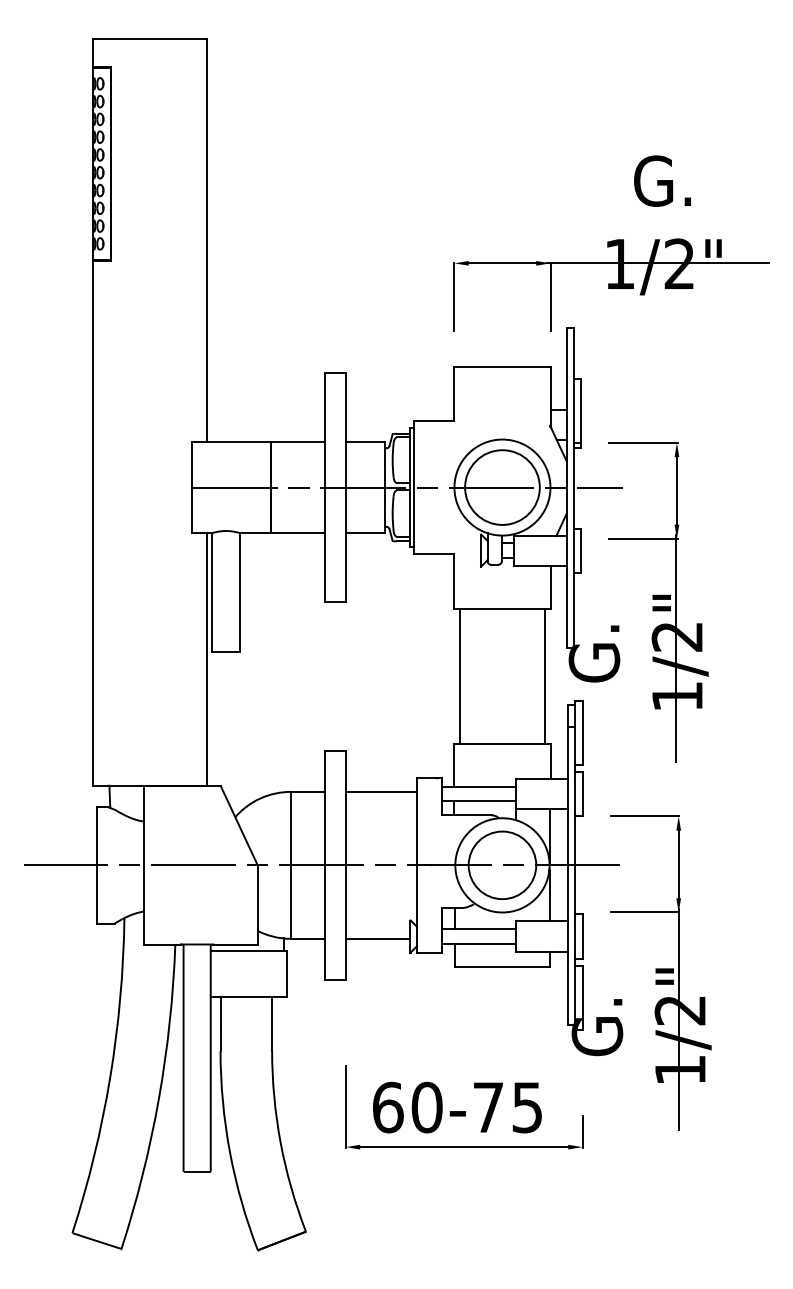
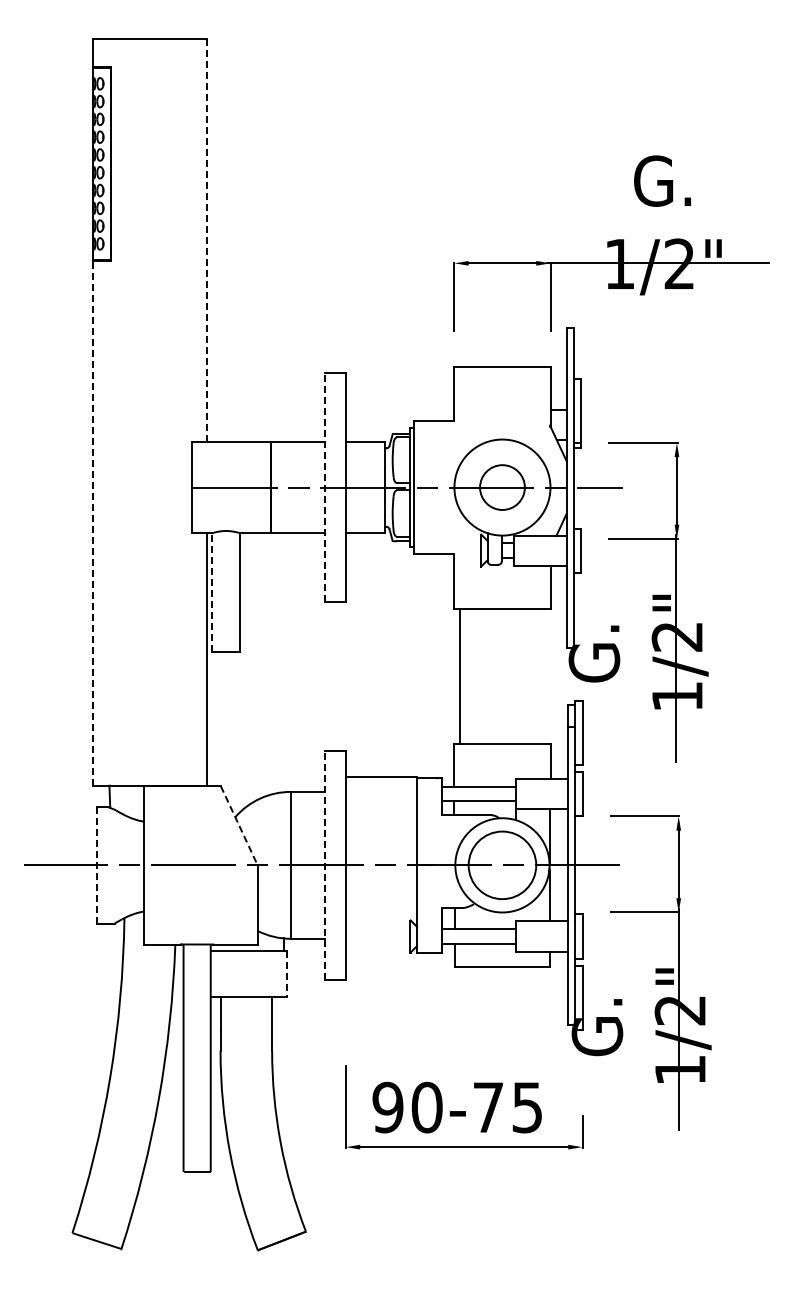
line: solid -> dashed (207, 240)
line: solid -> dashed (324, 487)
circle diameter: 75 px -> 45 px (502, 487)
line: solid -> dashed (93, 523)
line: solid -> dashed (212, 592)
line: present -> none (545, 676)
line position: (381, 791) -> (381, 776) (381, 776)
line: solid -> dashed (239, 825)
line: solid -> dashed (96, 864)
line: solid -> dashed (324, 865)
line: present -> none (377, 938)
line: solid -> dashed (287, 974)
text: 60-75 -> 90-75 (387, 1107)
